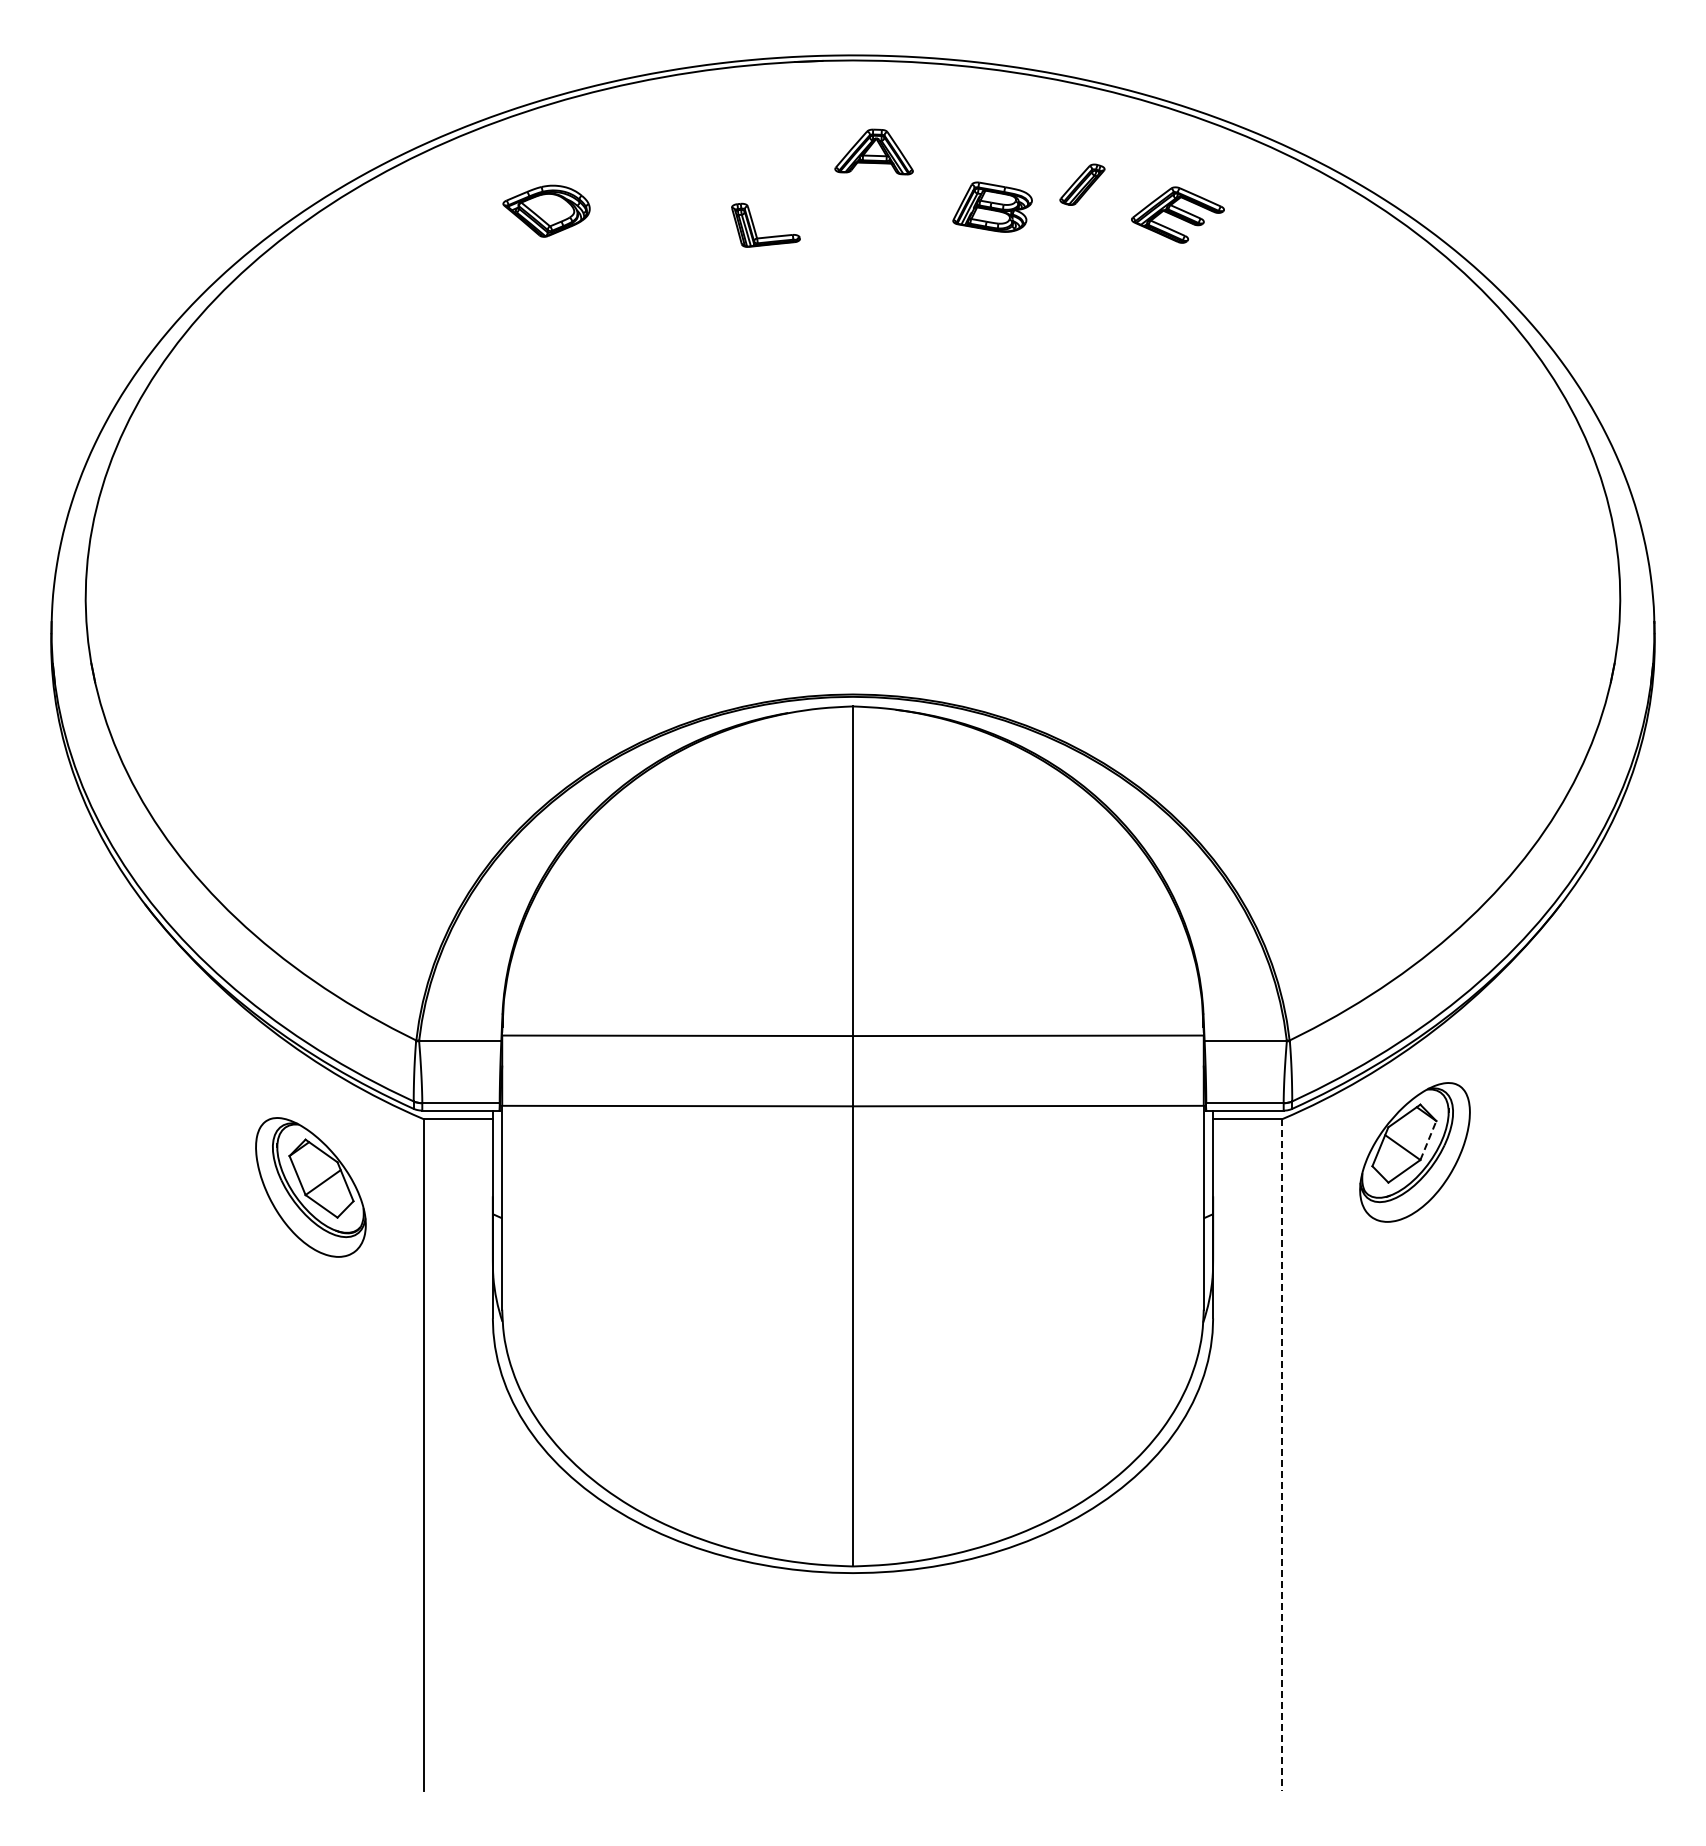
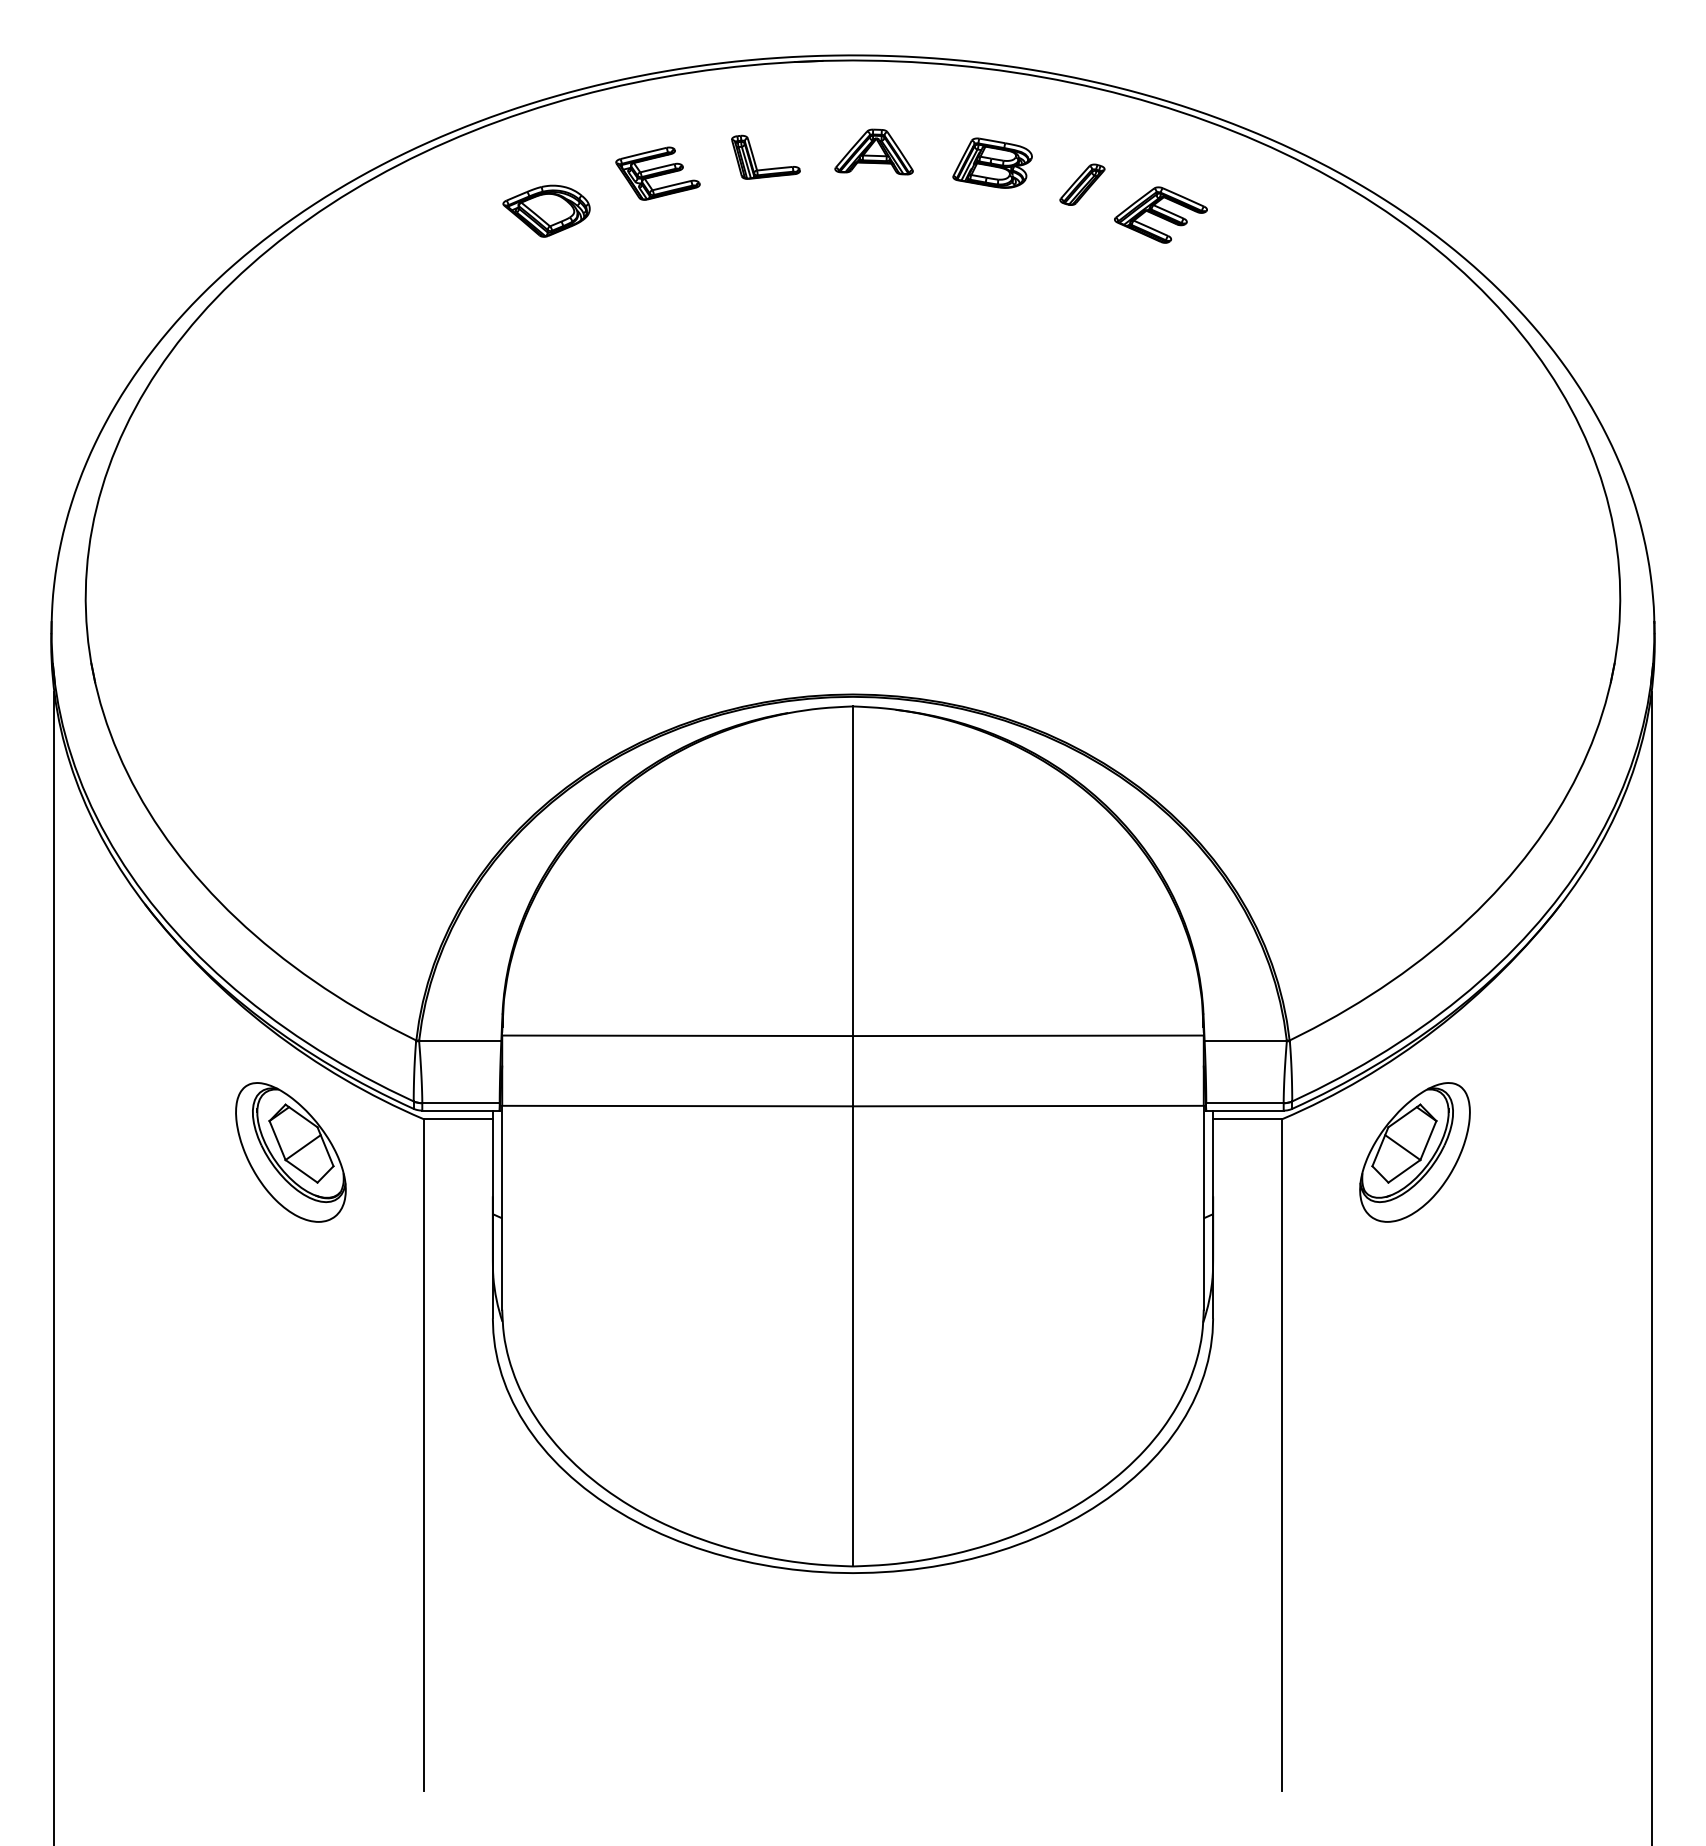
part: none -> present (657, 173)
part position: (992, 206) -> (992, 162) (992, 162)
part position: (1177, 214) -> (1160, 214) (1160, 214)
part position: (755, 228) -> (755, 160) (755, 160)
line: dashed -> solid (1428, 1140)
part position: (310, 1187) -> (290, 1152) (290, 1152)
line: none -> present (54, 1267)
line: none -> present (1651, 1267)
line: dashed -> solid (1282, 1454)
